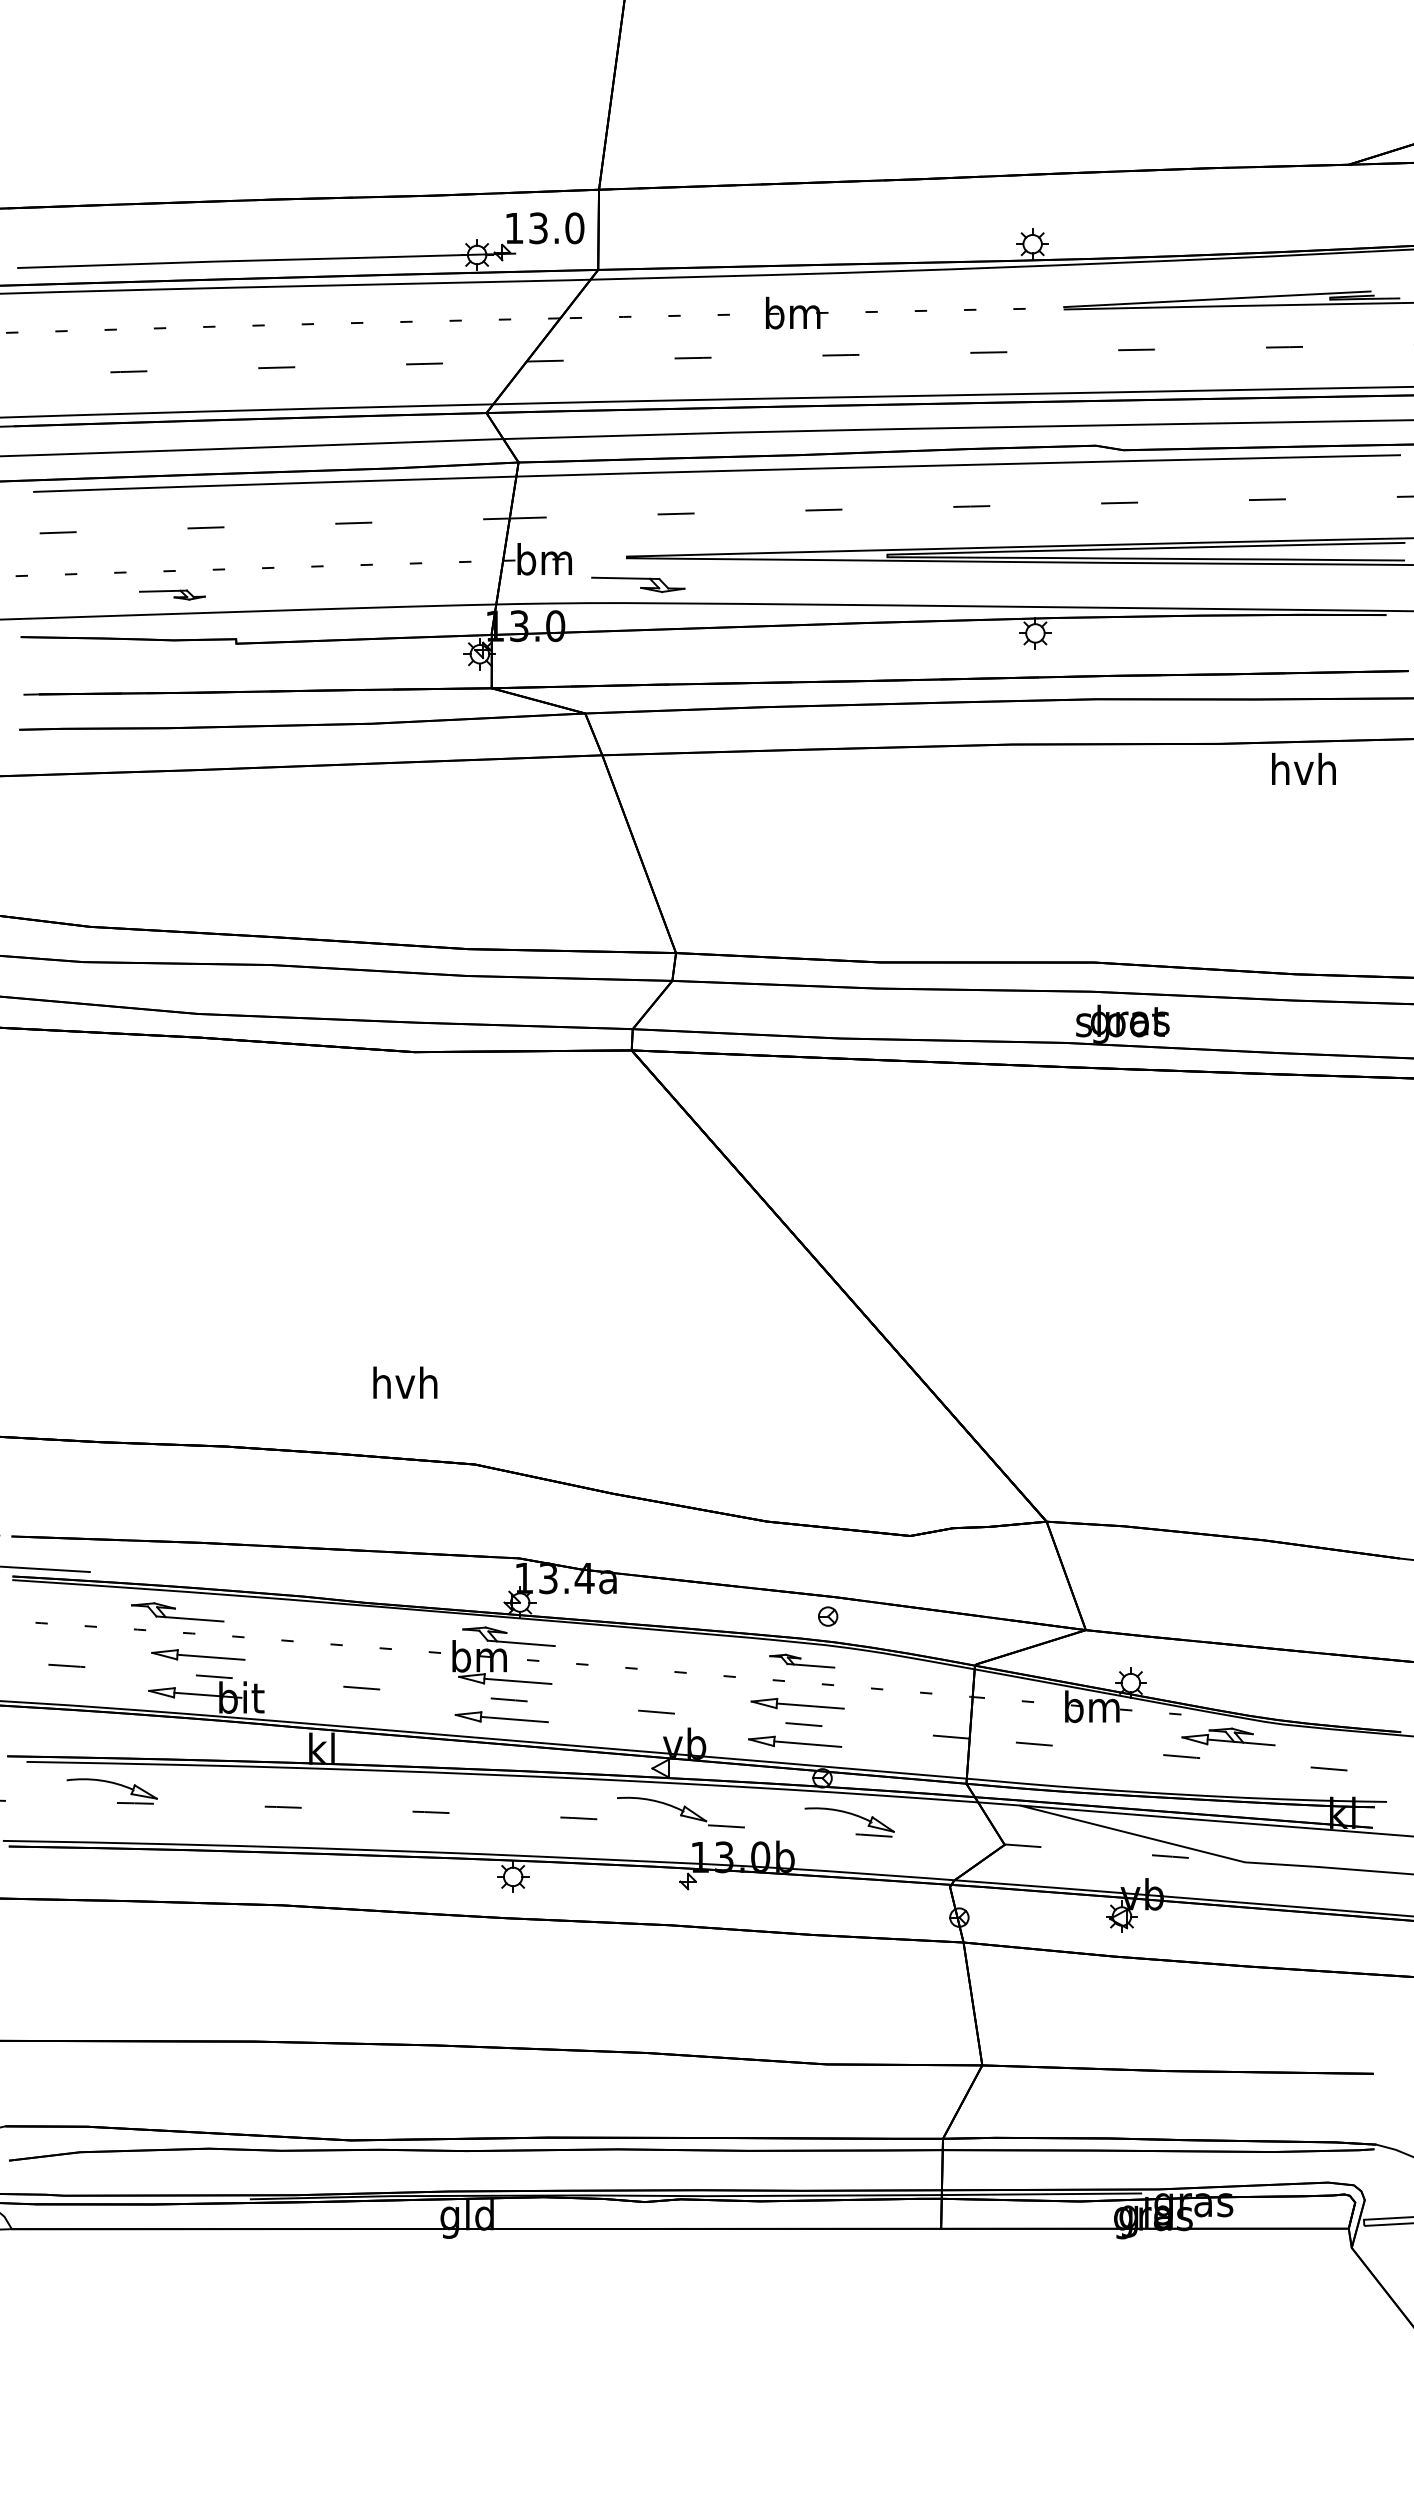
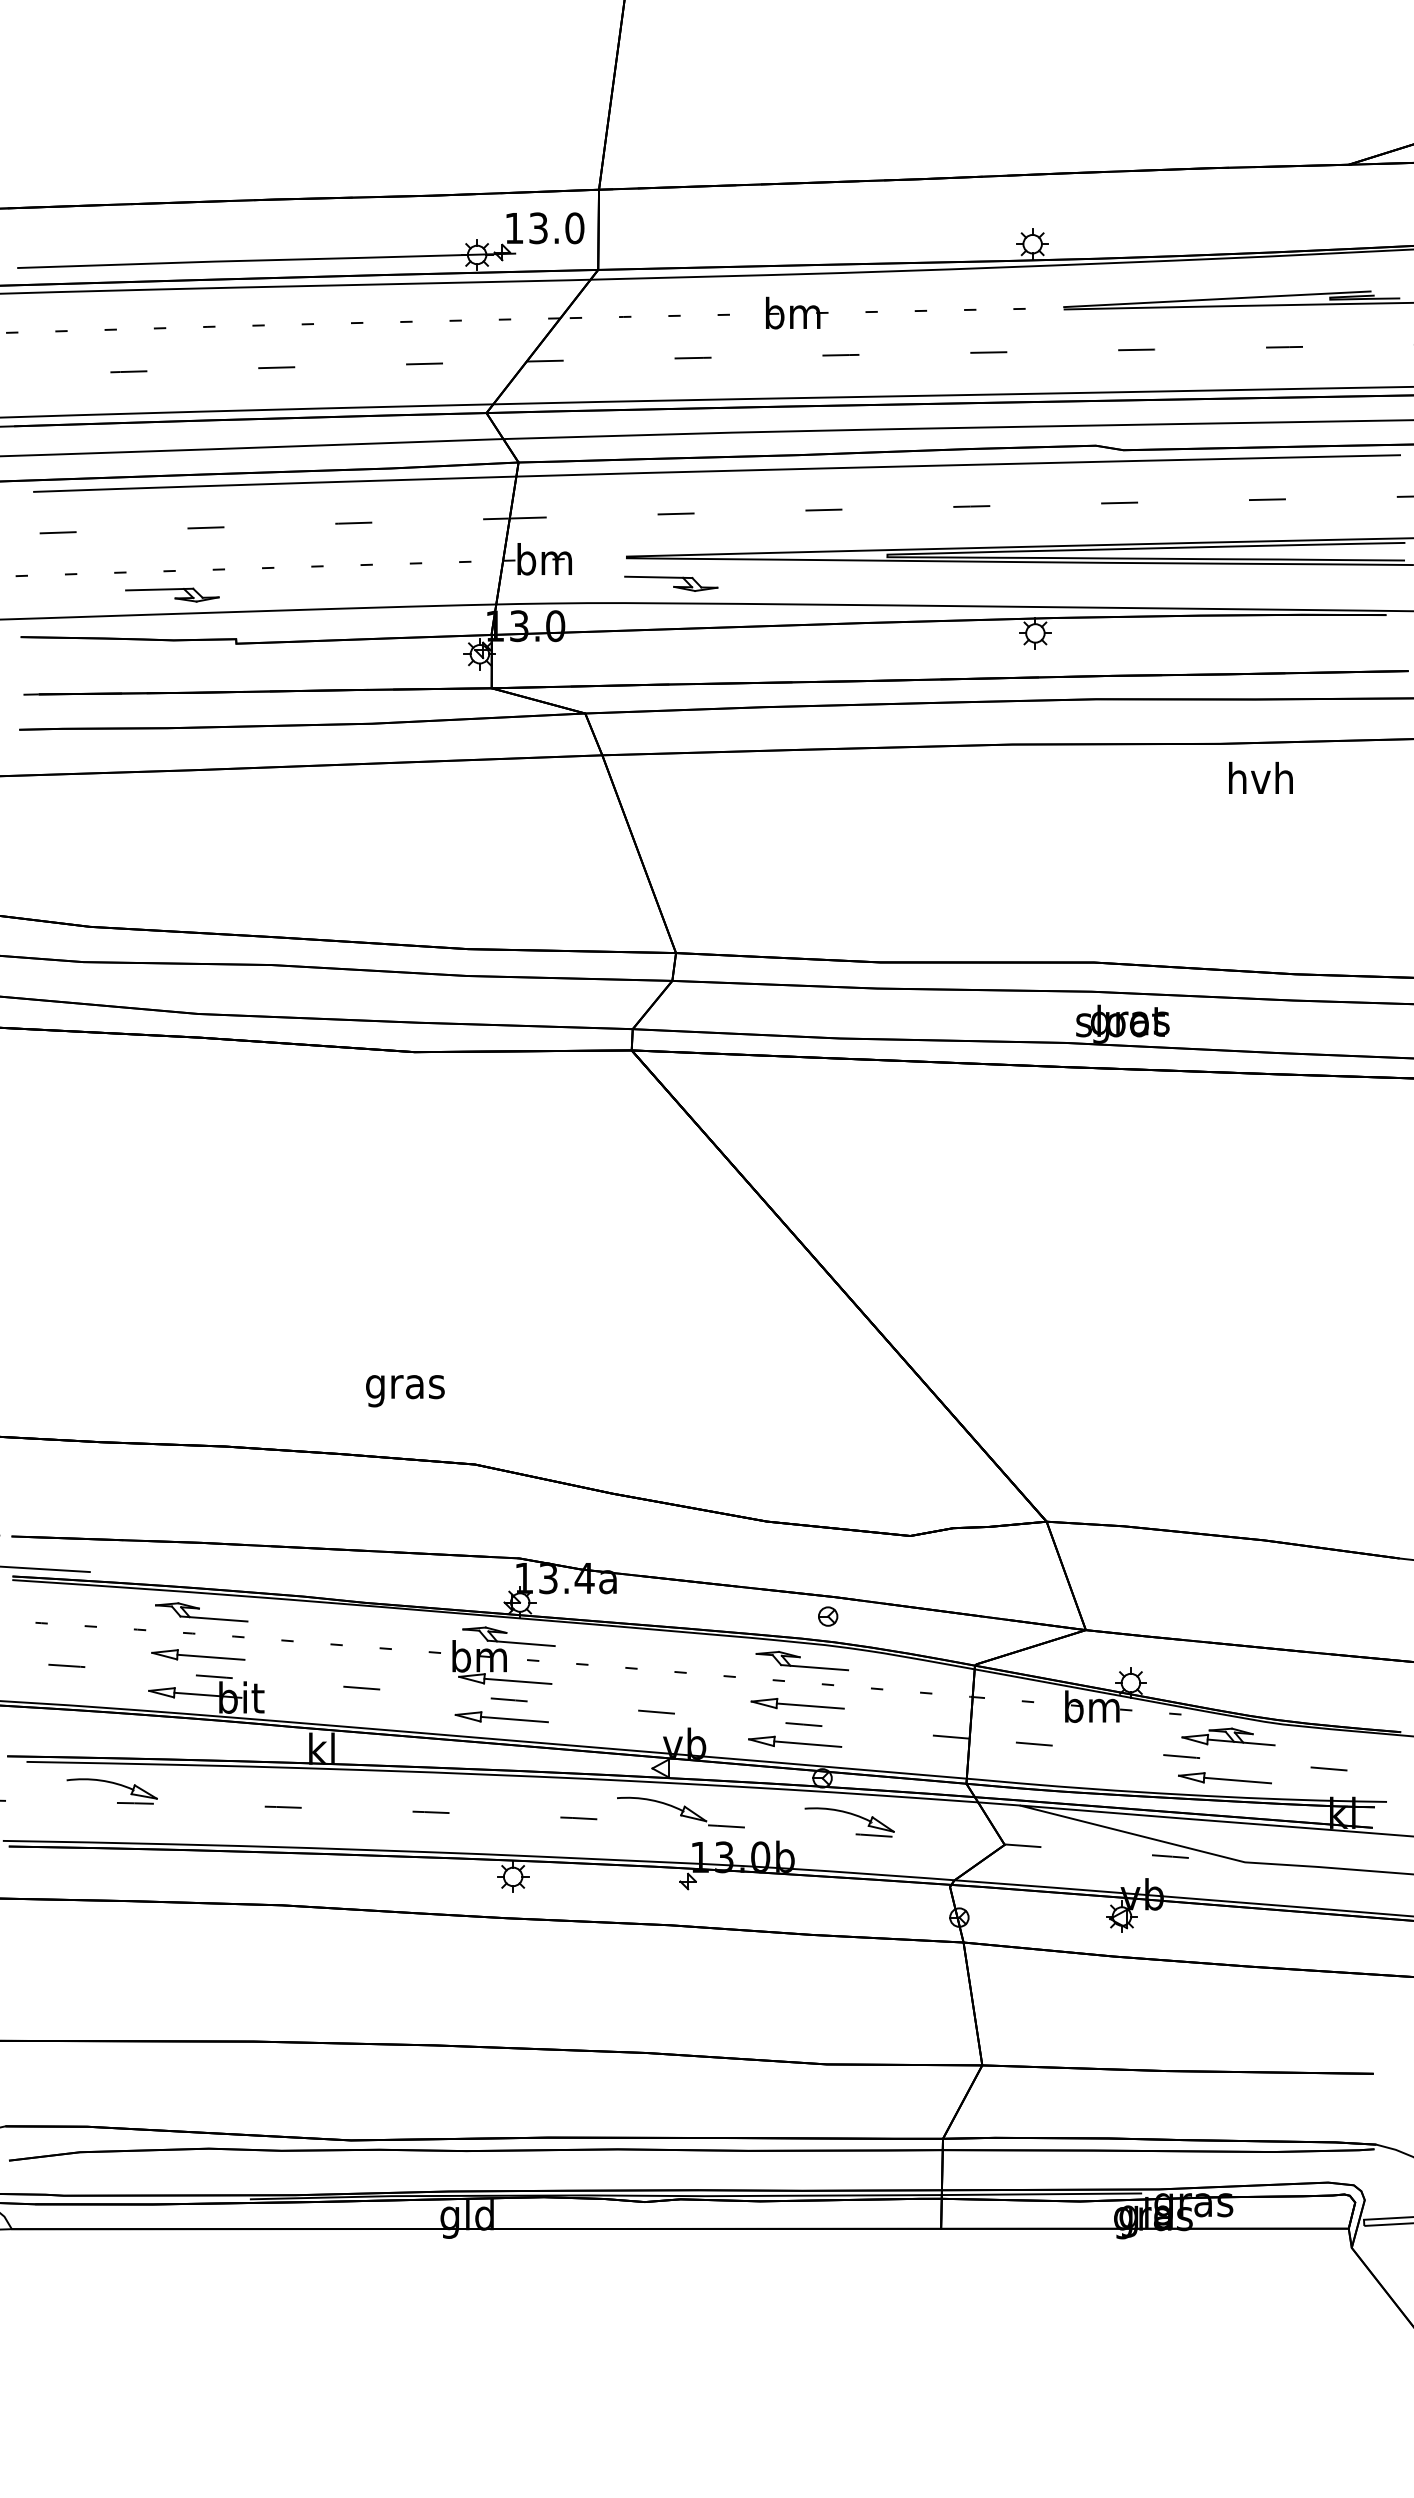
part position: (638, 584) -> (671, 583) (671, 583)
part size: 67x12 px -> 95x16 px (172, 594)
text position: (1303, 768) -> (1260, 777) (1260, 777)
text: hvh -> gras (405, 1386)
part position: (177, 1612) -> (201, 1612) (201, 1612)
part size: 67x16 px -> 94x21 px (801, 1661)
part: none -> present (1224, 1778)
